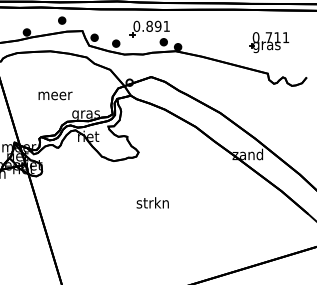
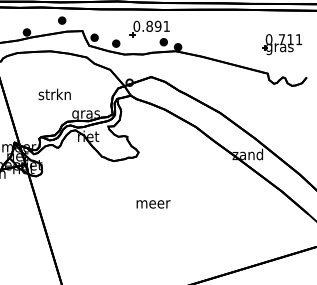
part position: (269, 42) -> (282, 44) (282, 44)
text: meer -> strkn (55, 94)
text: strkn -> meer (153, 202)
